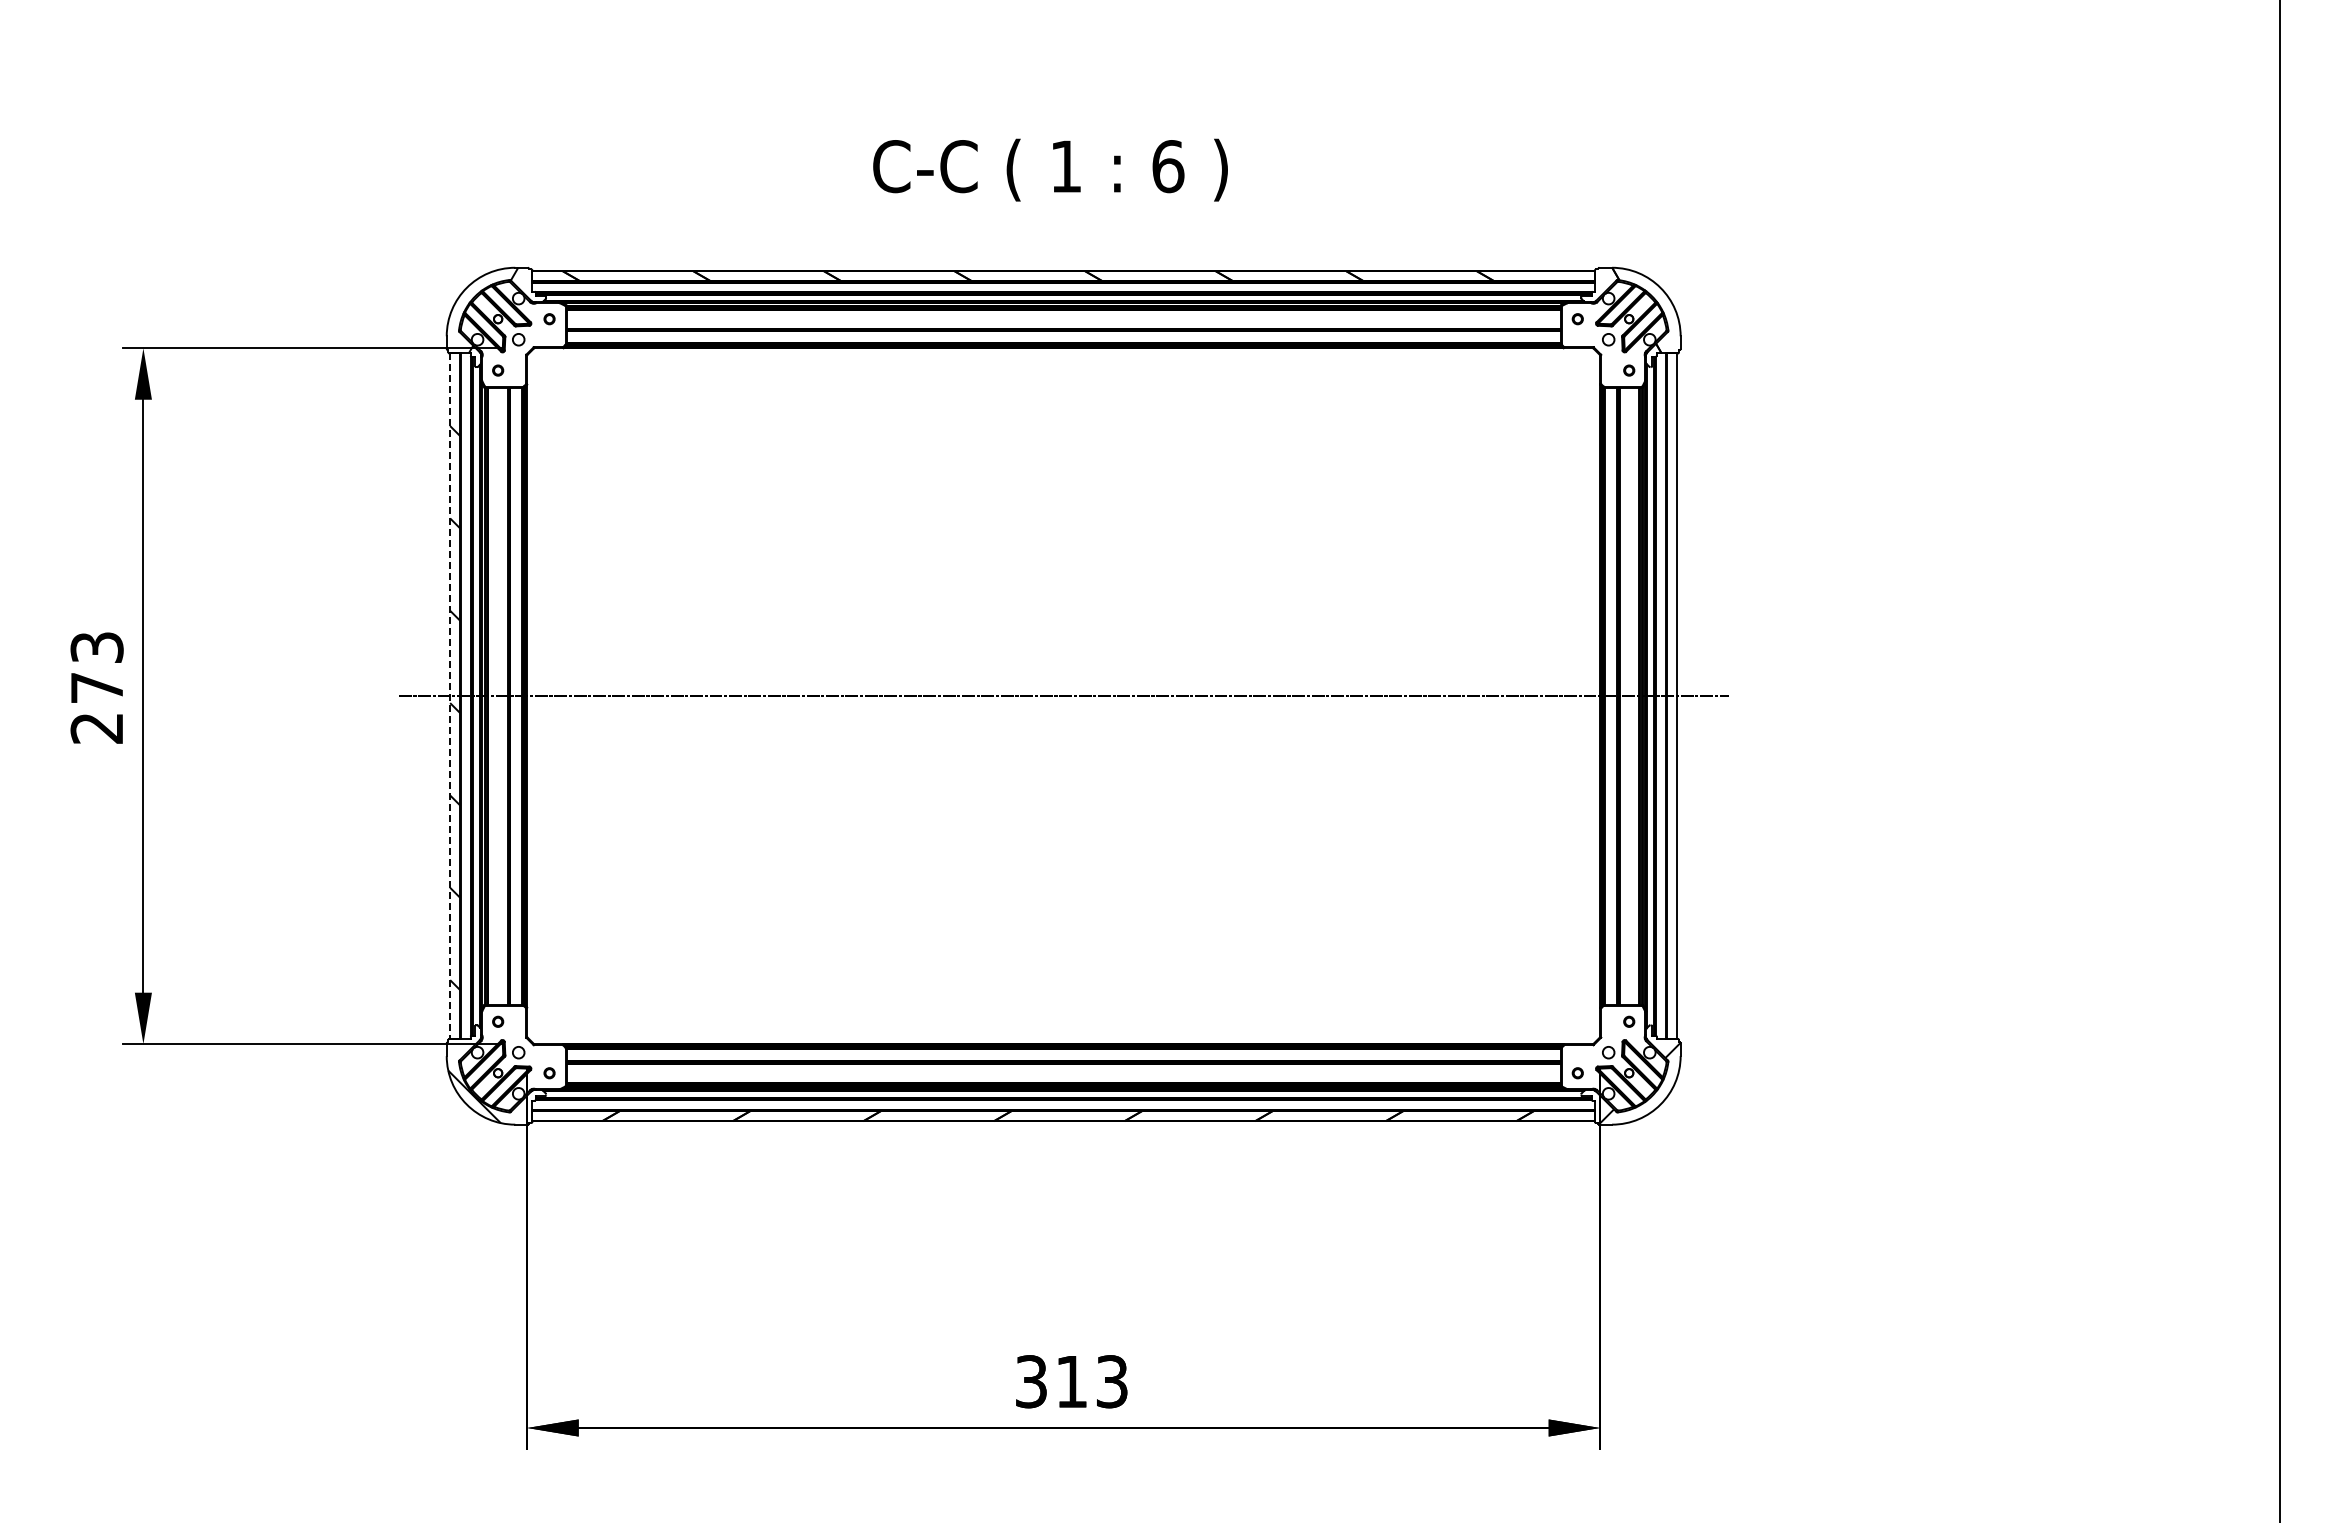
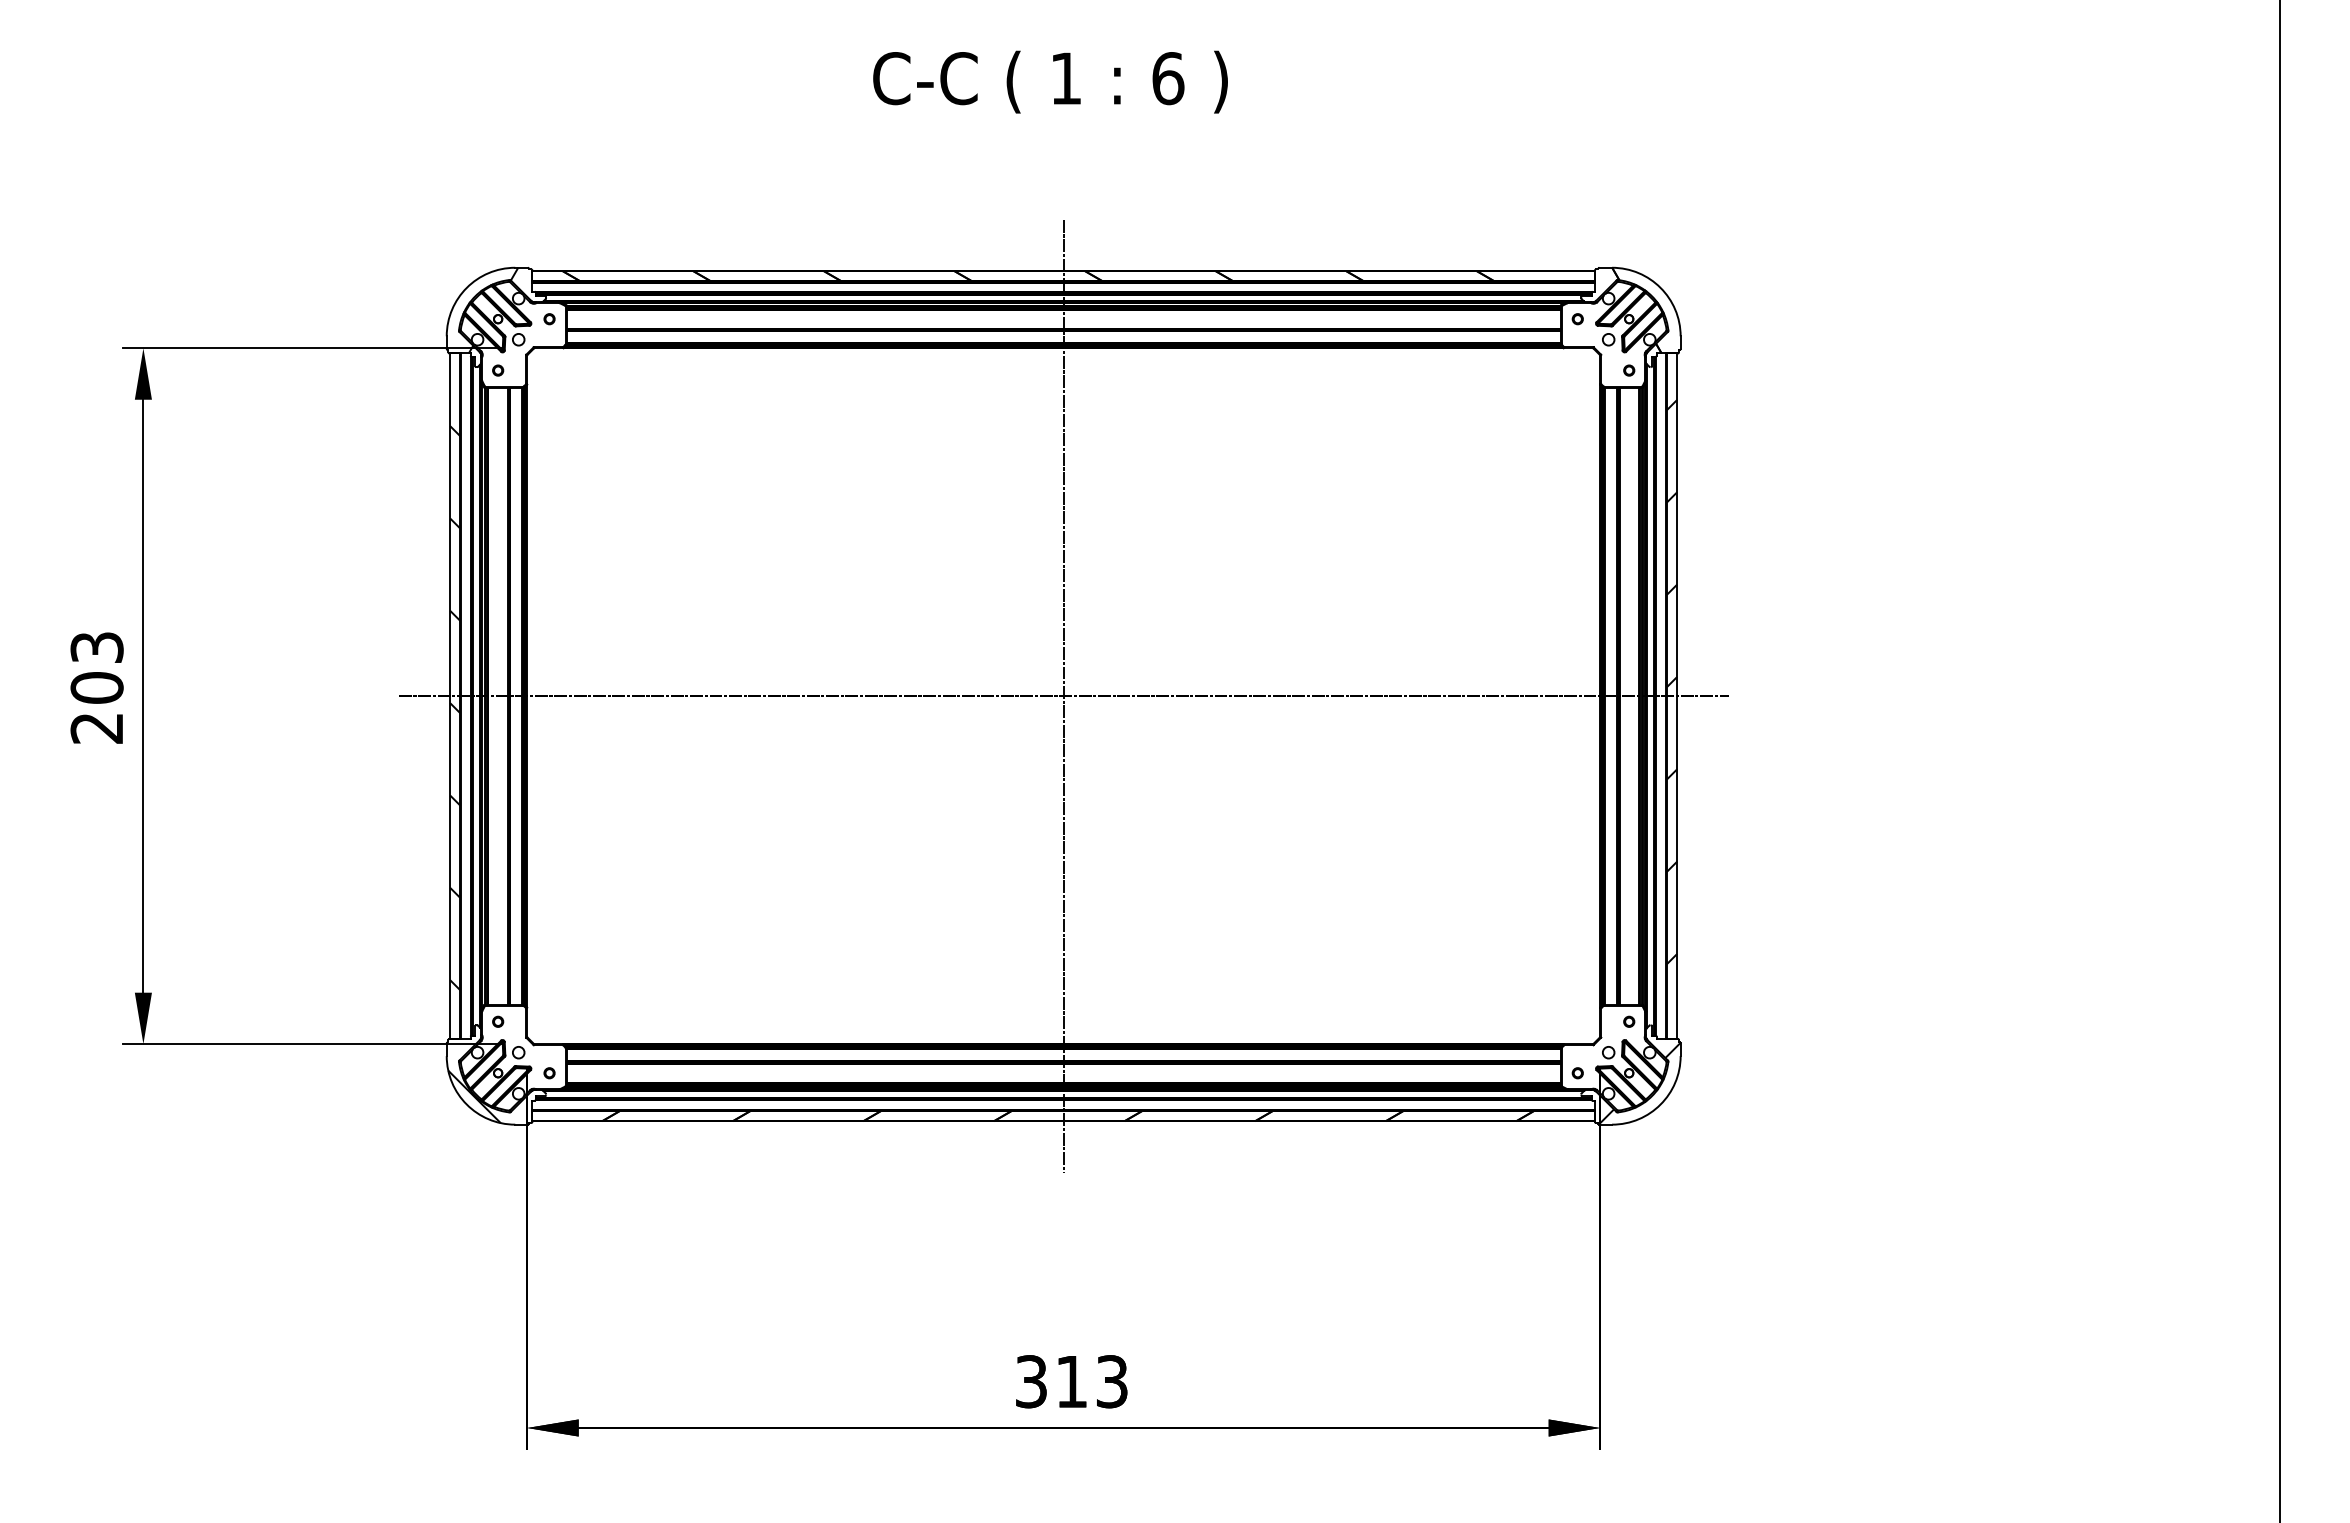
text position: (1050, 169) -> (1050, 81) (1050, 81)
hatch: none -> present (1671, 681)
text: 273 -> 203 (96, 687)
line: none -> present (1063, 695)
line: dashed -> solid (450, 696)
